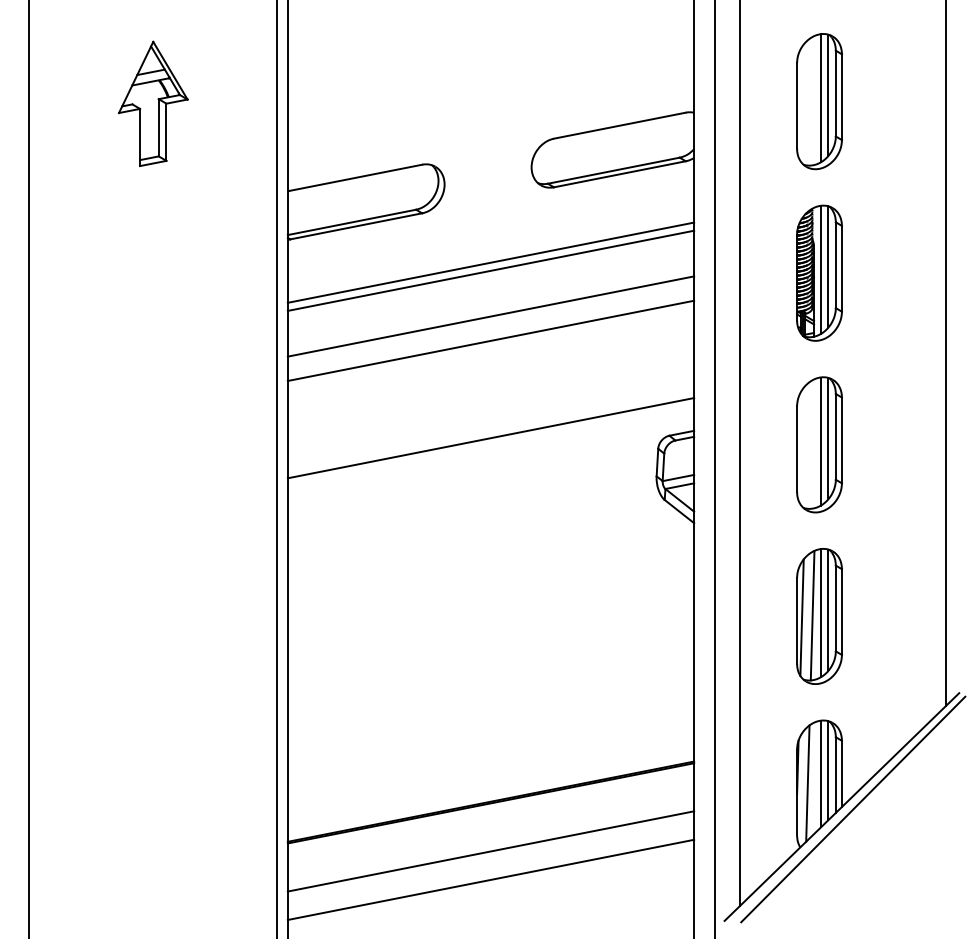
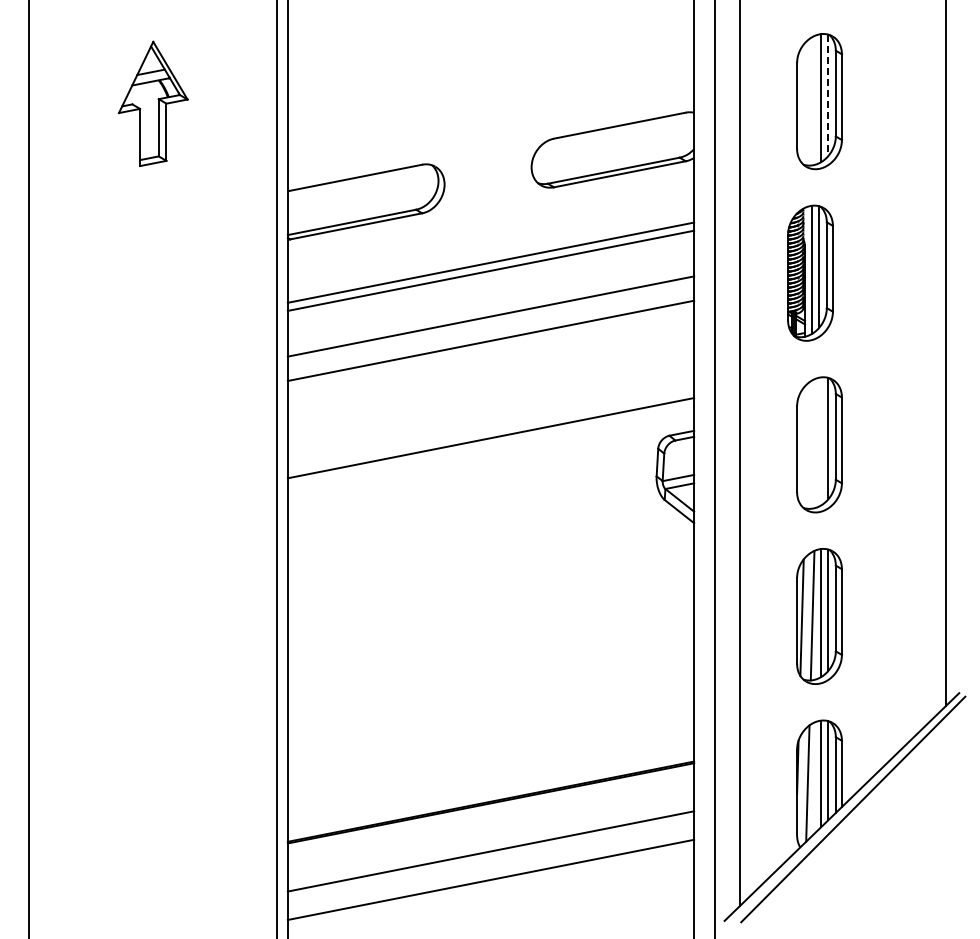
line: solid -> dashed (828, 95)
part position: (819, 272) -> (810, 272) (810, 272)
line: present -> none (820, 441)
